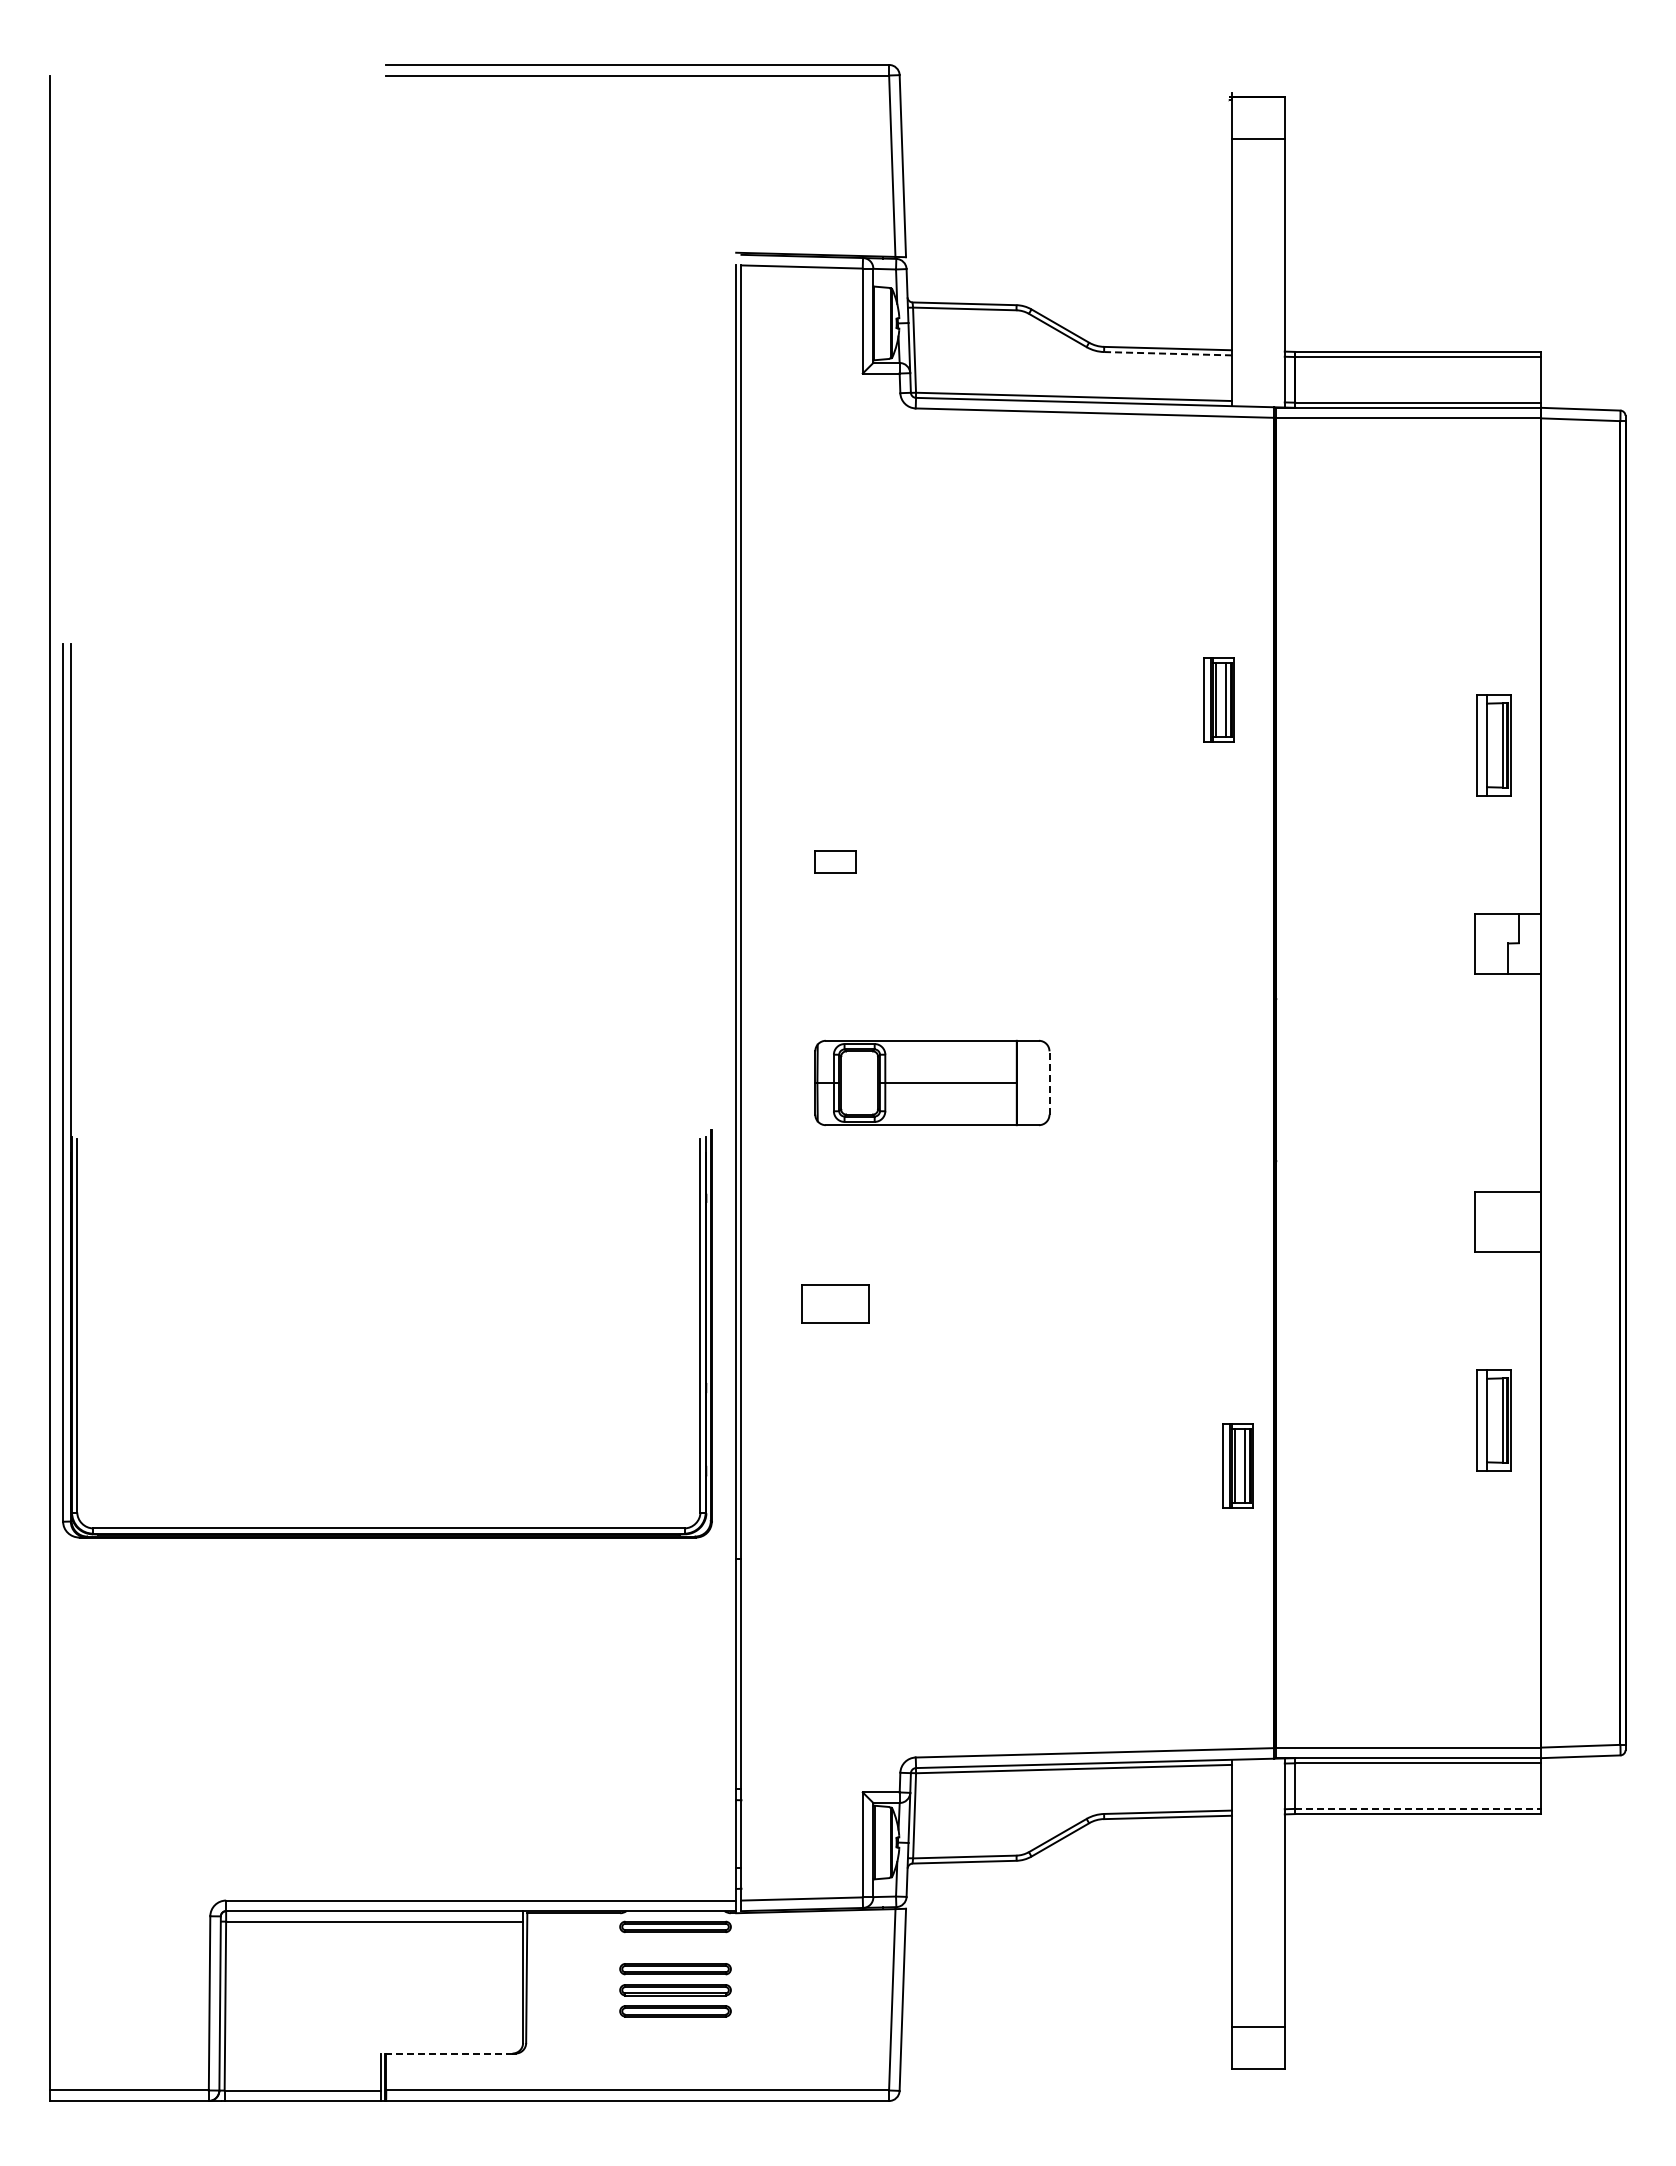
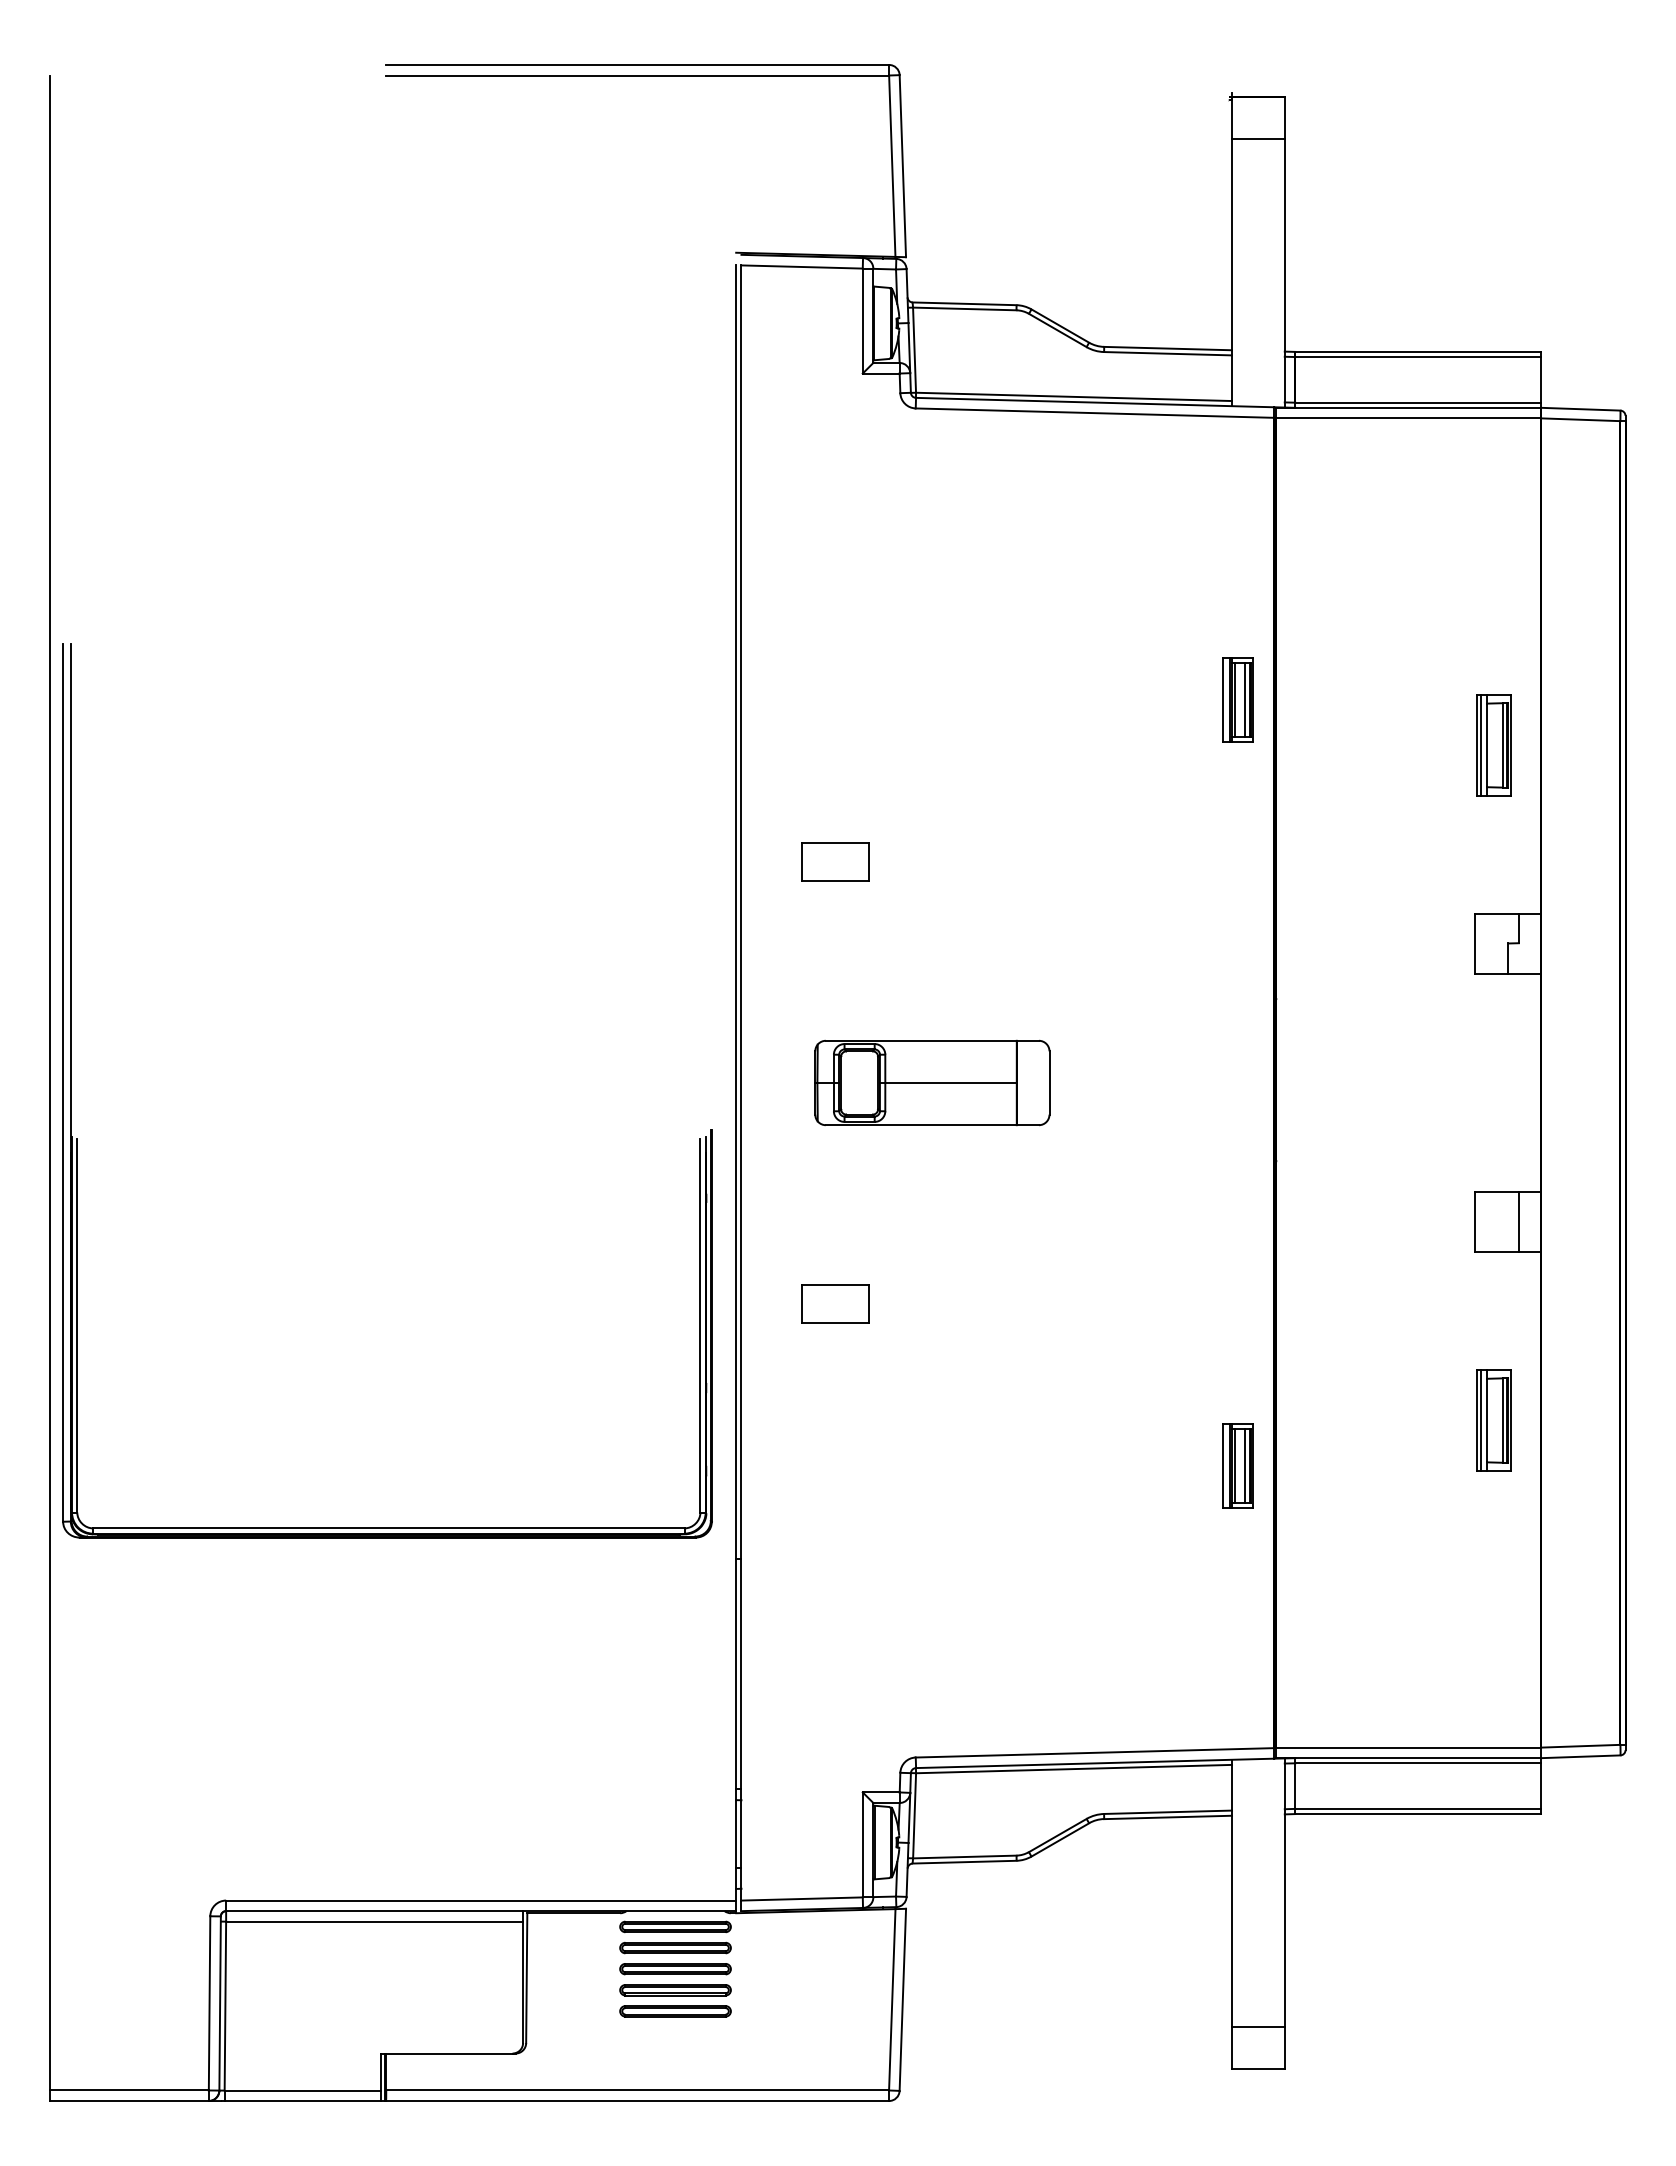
line: dashed -> solid (1168, 353)
part position: (1218, 699) -> (1237, 699) (1237, 699)
line: none -> present (1481, 745)
part size: 43x24 px -> 69x40 px (835, 861)
line: dashed -> solid (1049, 1083)
line: none -> present (1518, 1221)
line: none -> present (1481, 1420)
line: dashed -> solid (1418, 1808)
part: none -> present (675, 1947)
line: dashed -> solid (446, 2053)
